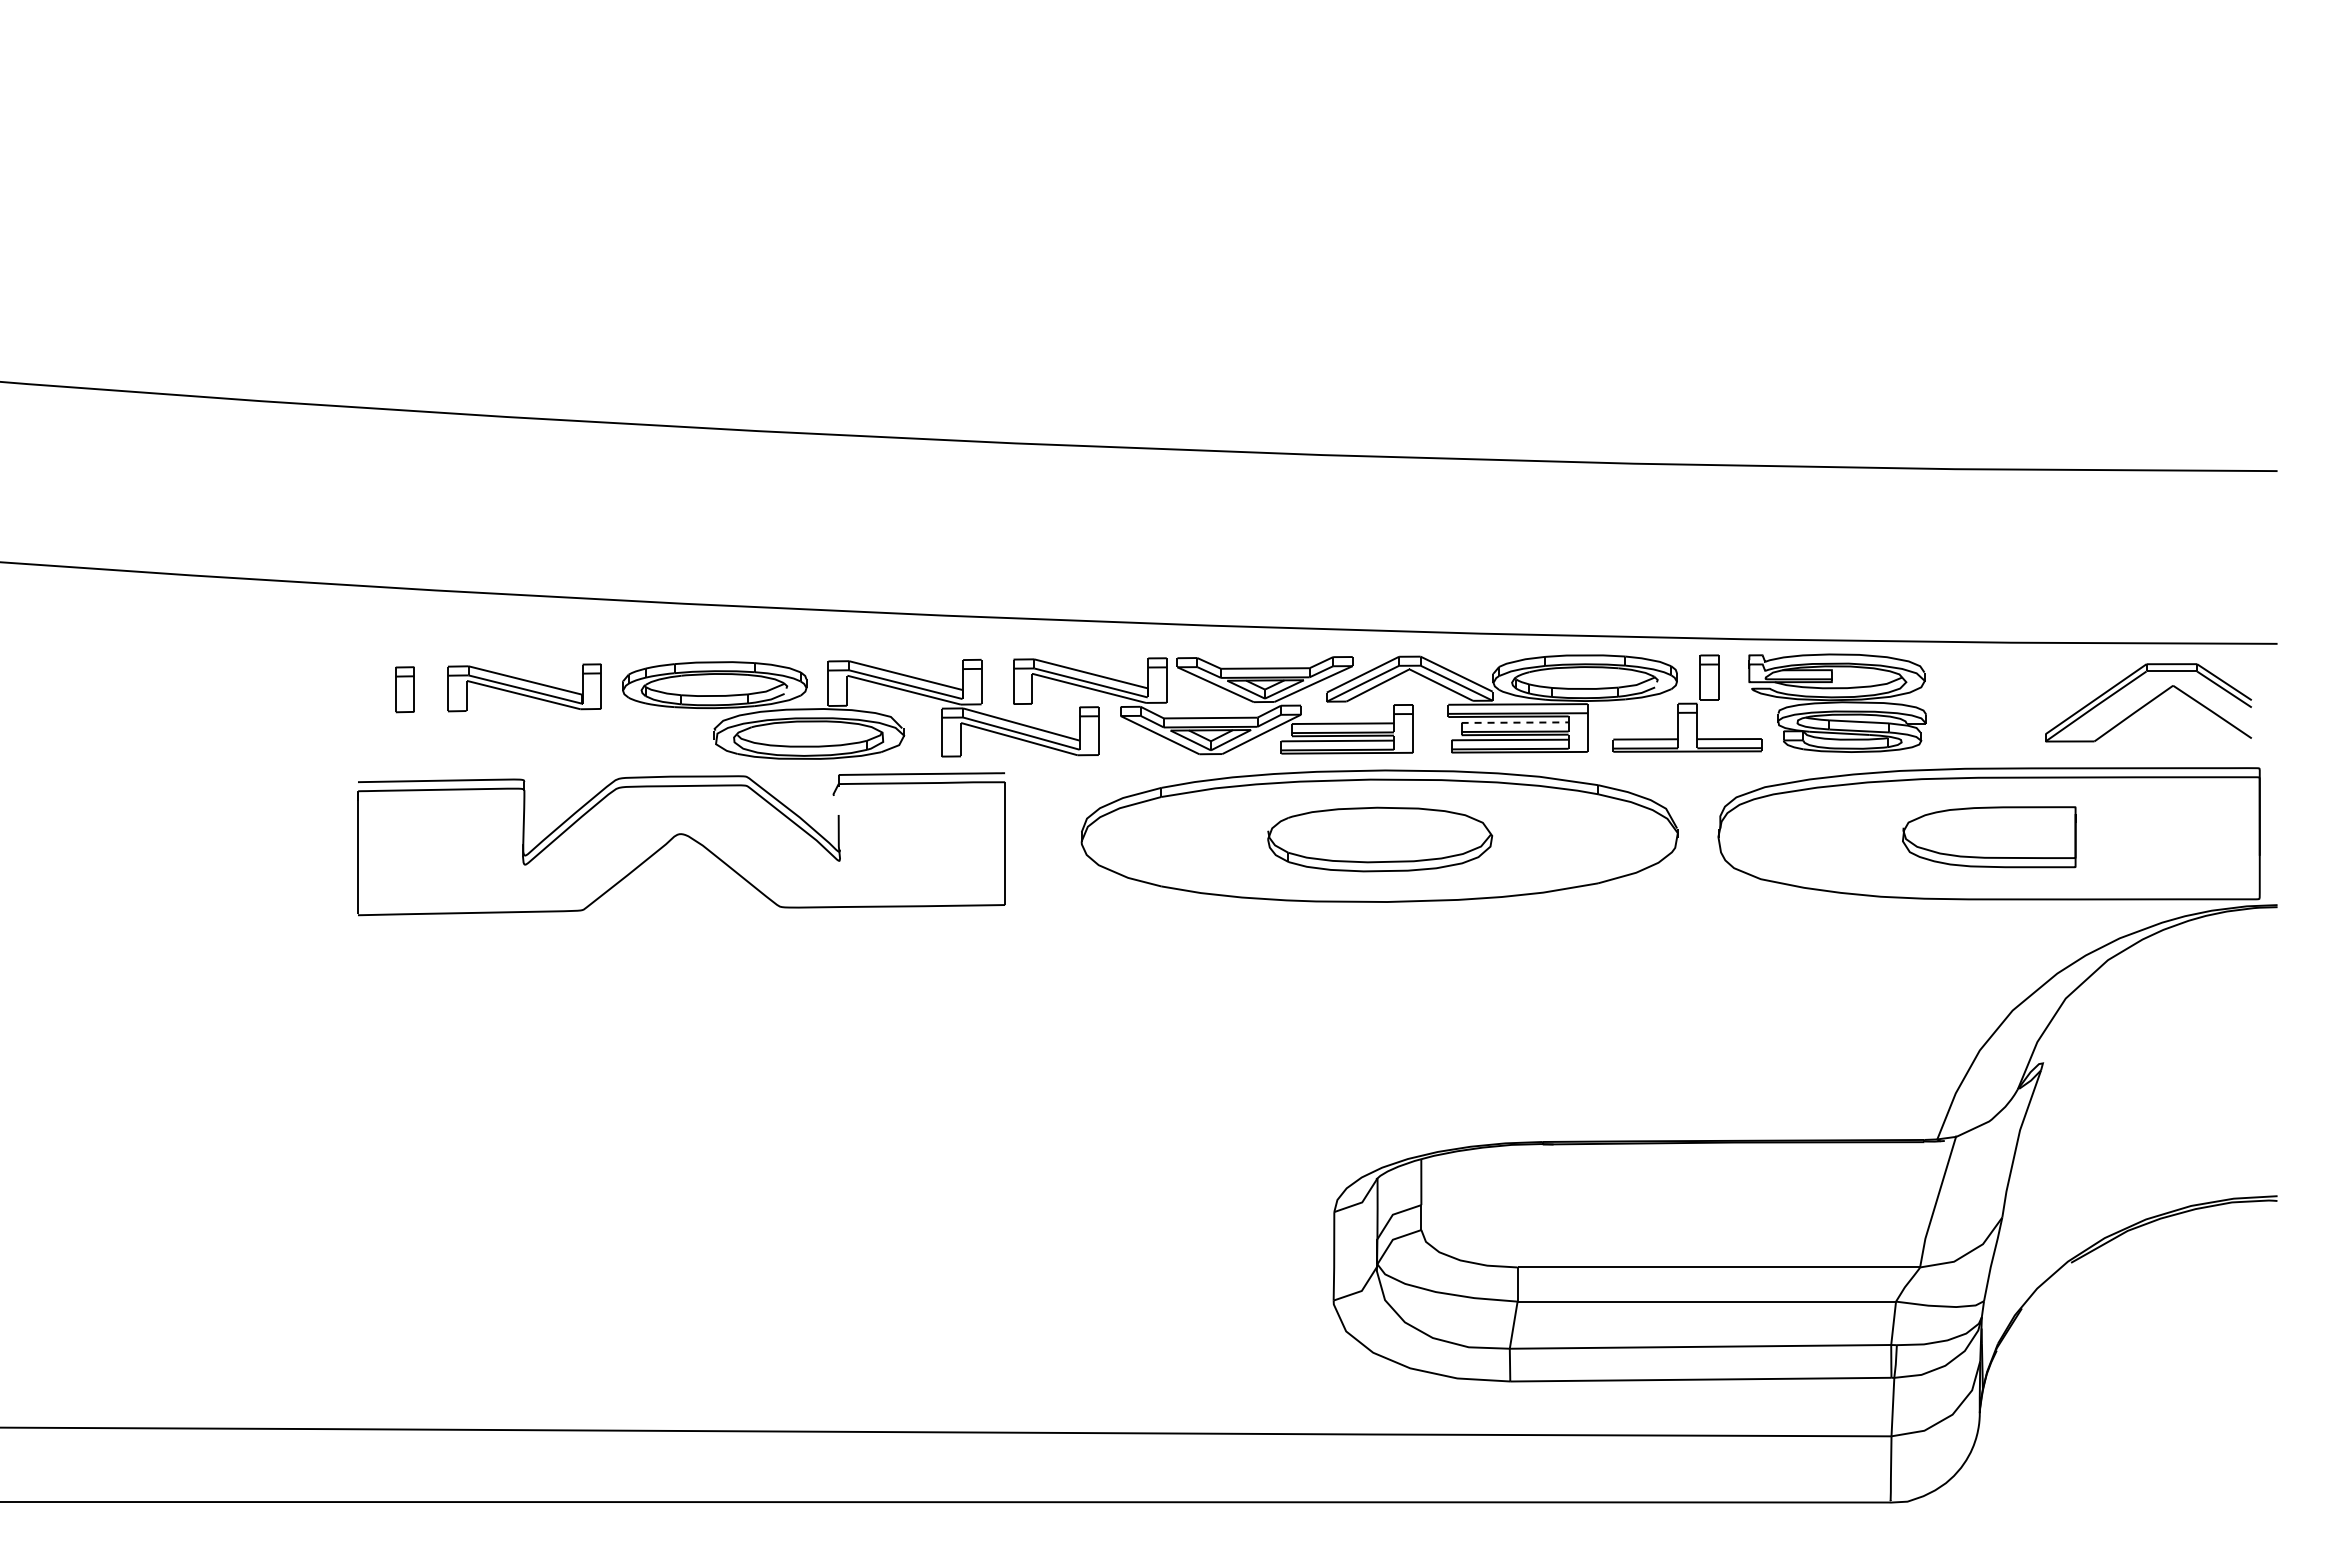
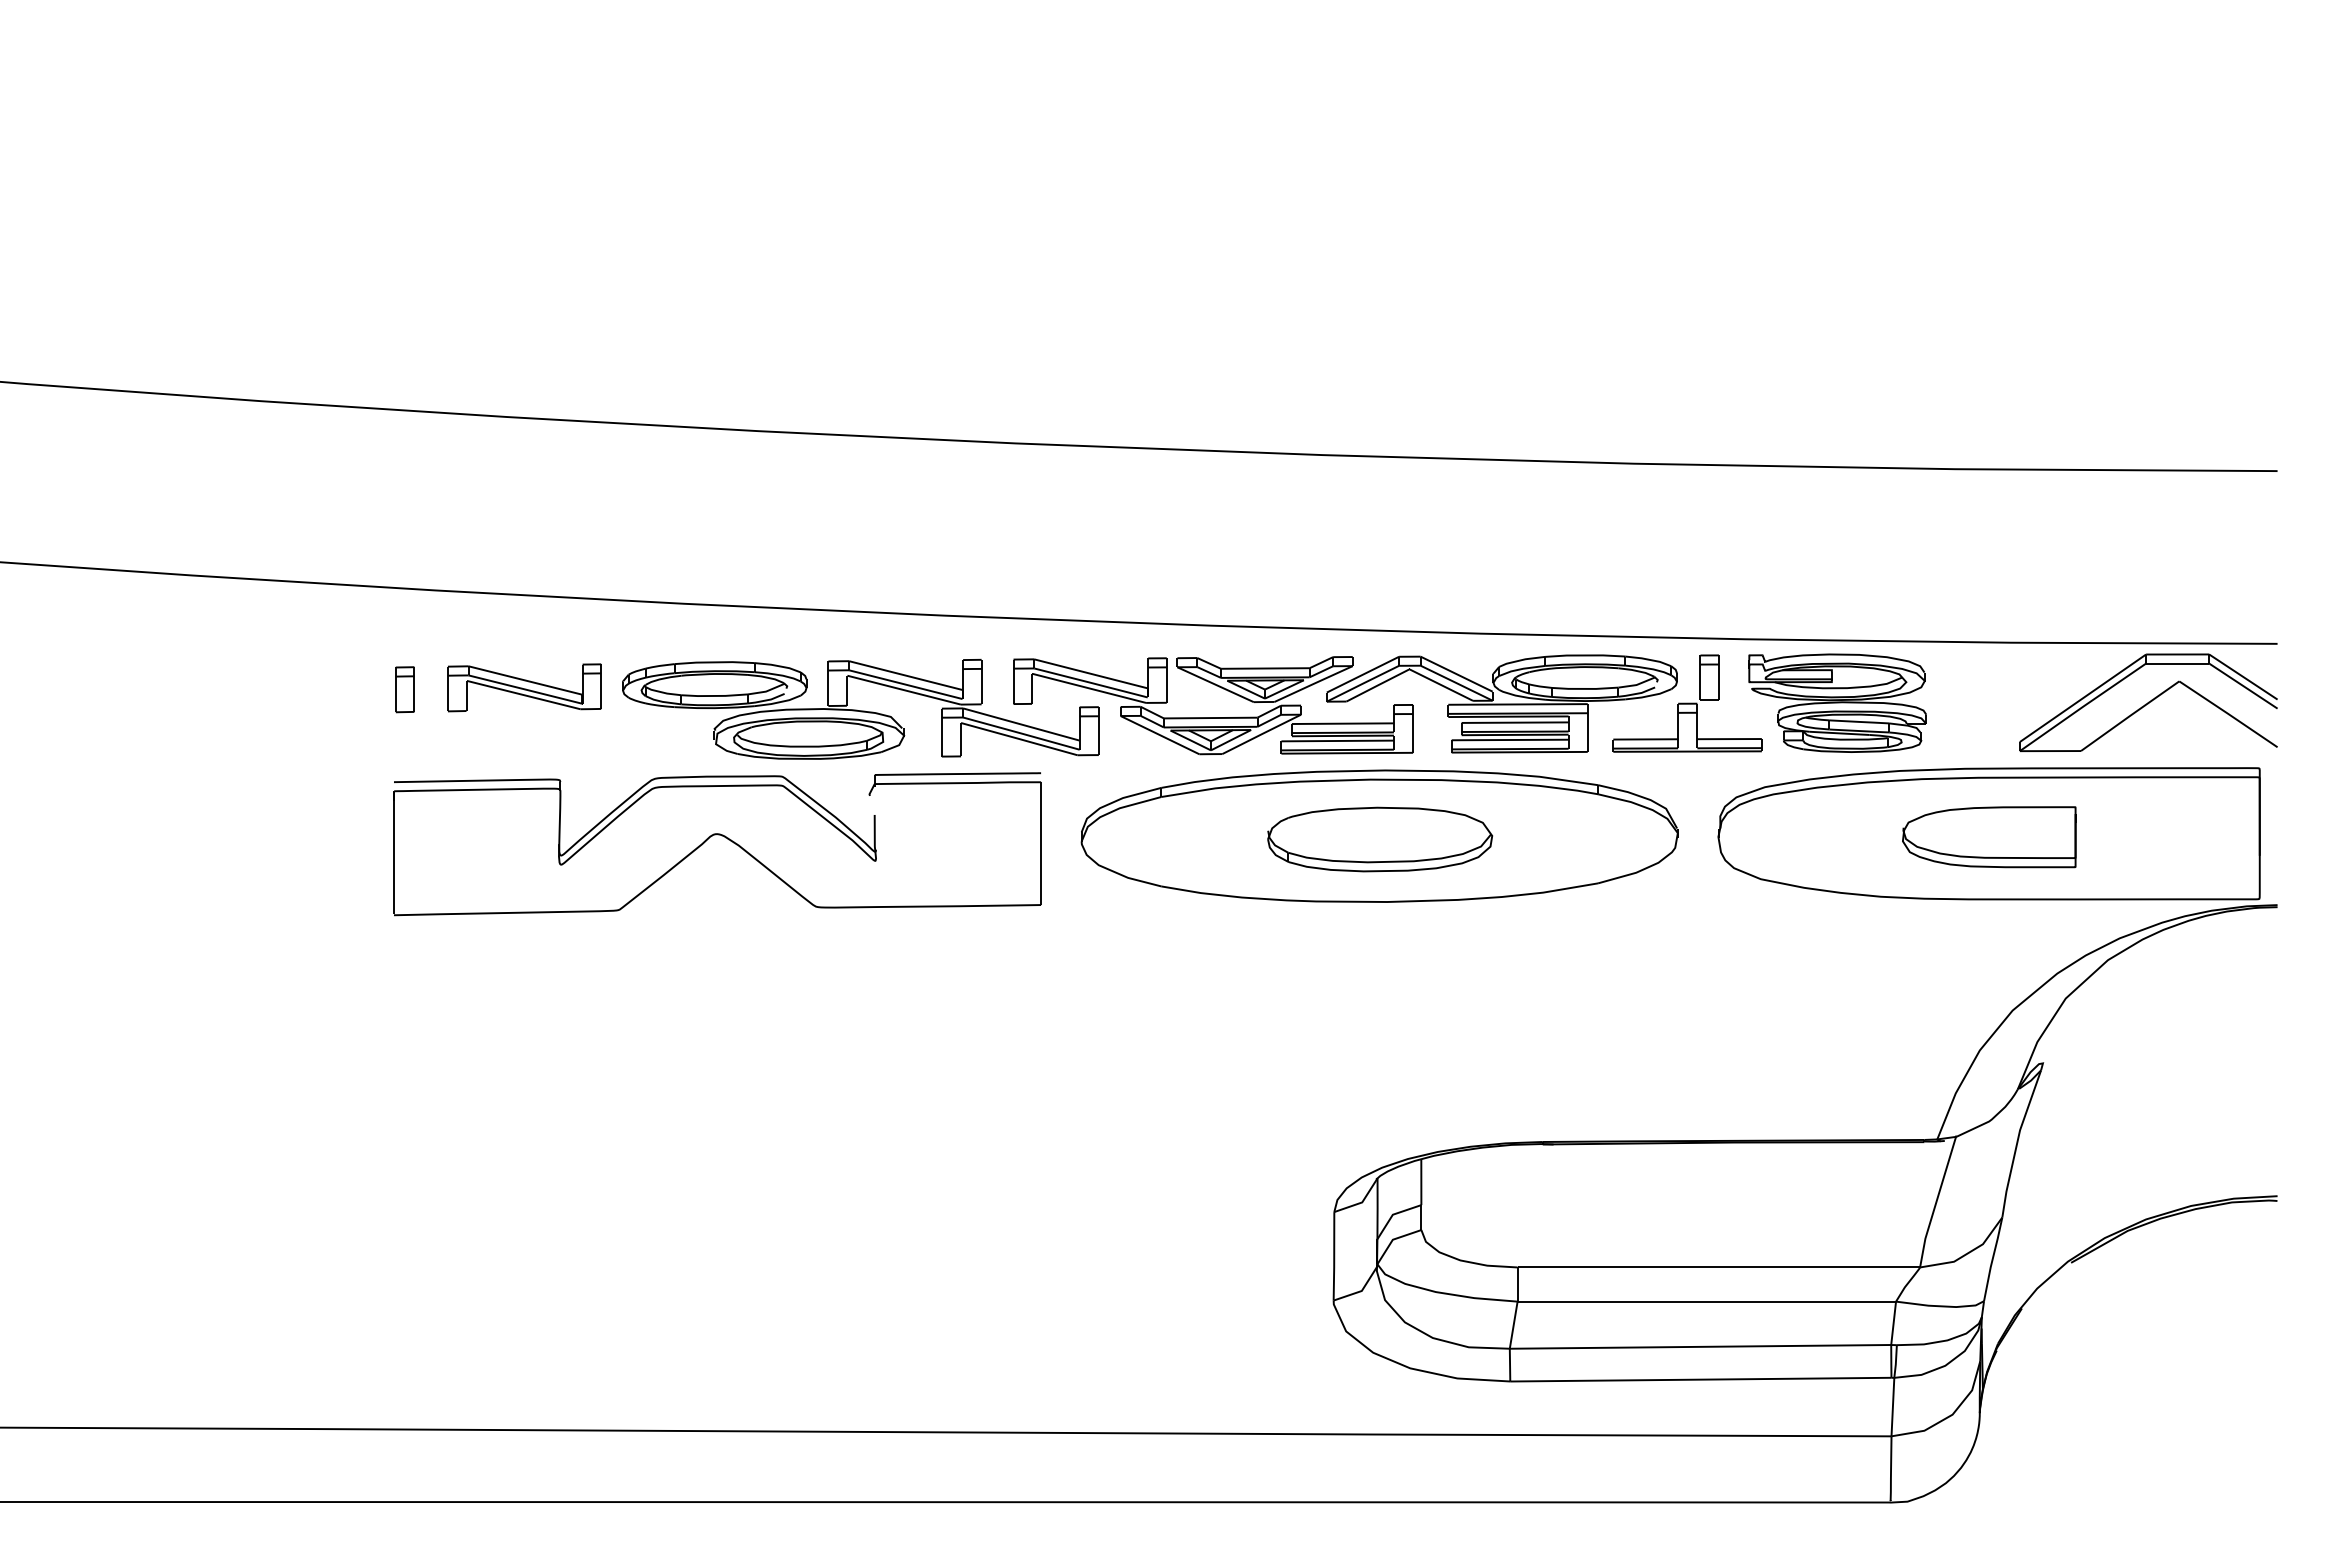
part size: 207x80 px -> 259x100 px (2148, 702)
line: dashed -> solid (1515, 722)
part position: (685, 836) -> (721, 836) (721, 836)
